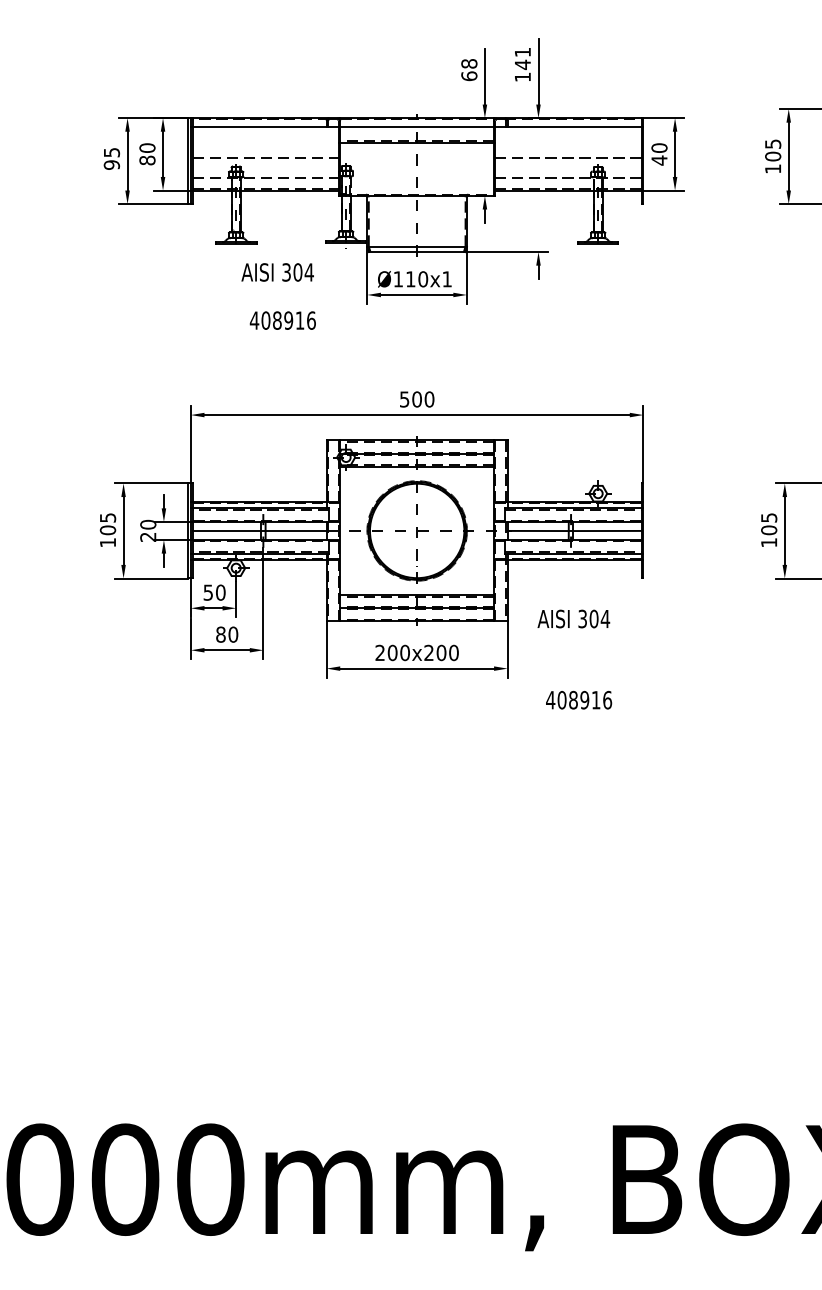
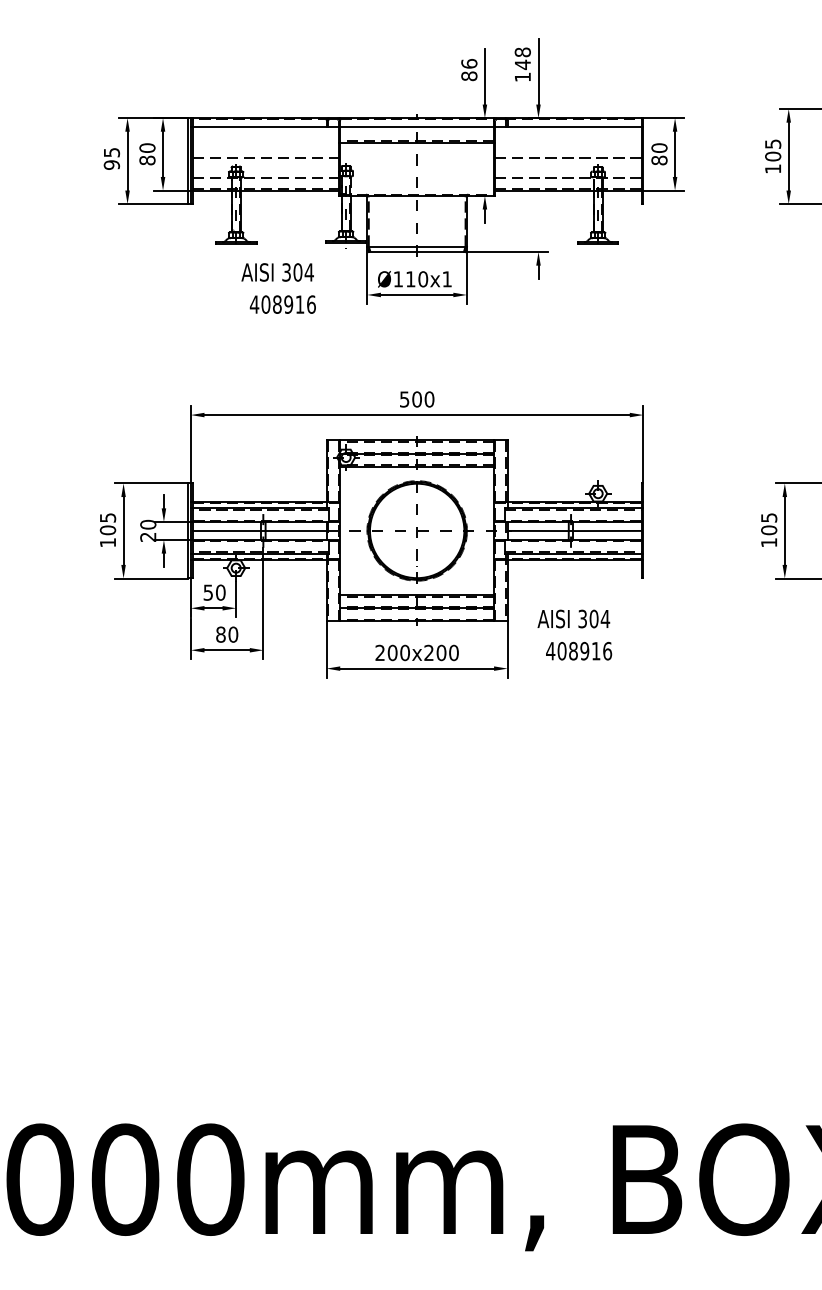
text: 141 -> 148 (522, 52)
text: 68 -> 86 (469, 69)
text: 40 -> 80 (659, 160)
text position: (282, 320) -> (282, 304) (282, 304)
text position: (579, 699) -> (579, 650) (579, 650)
